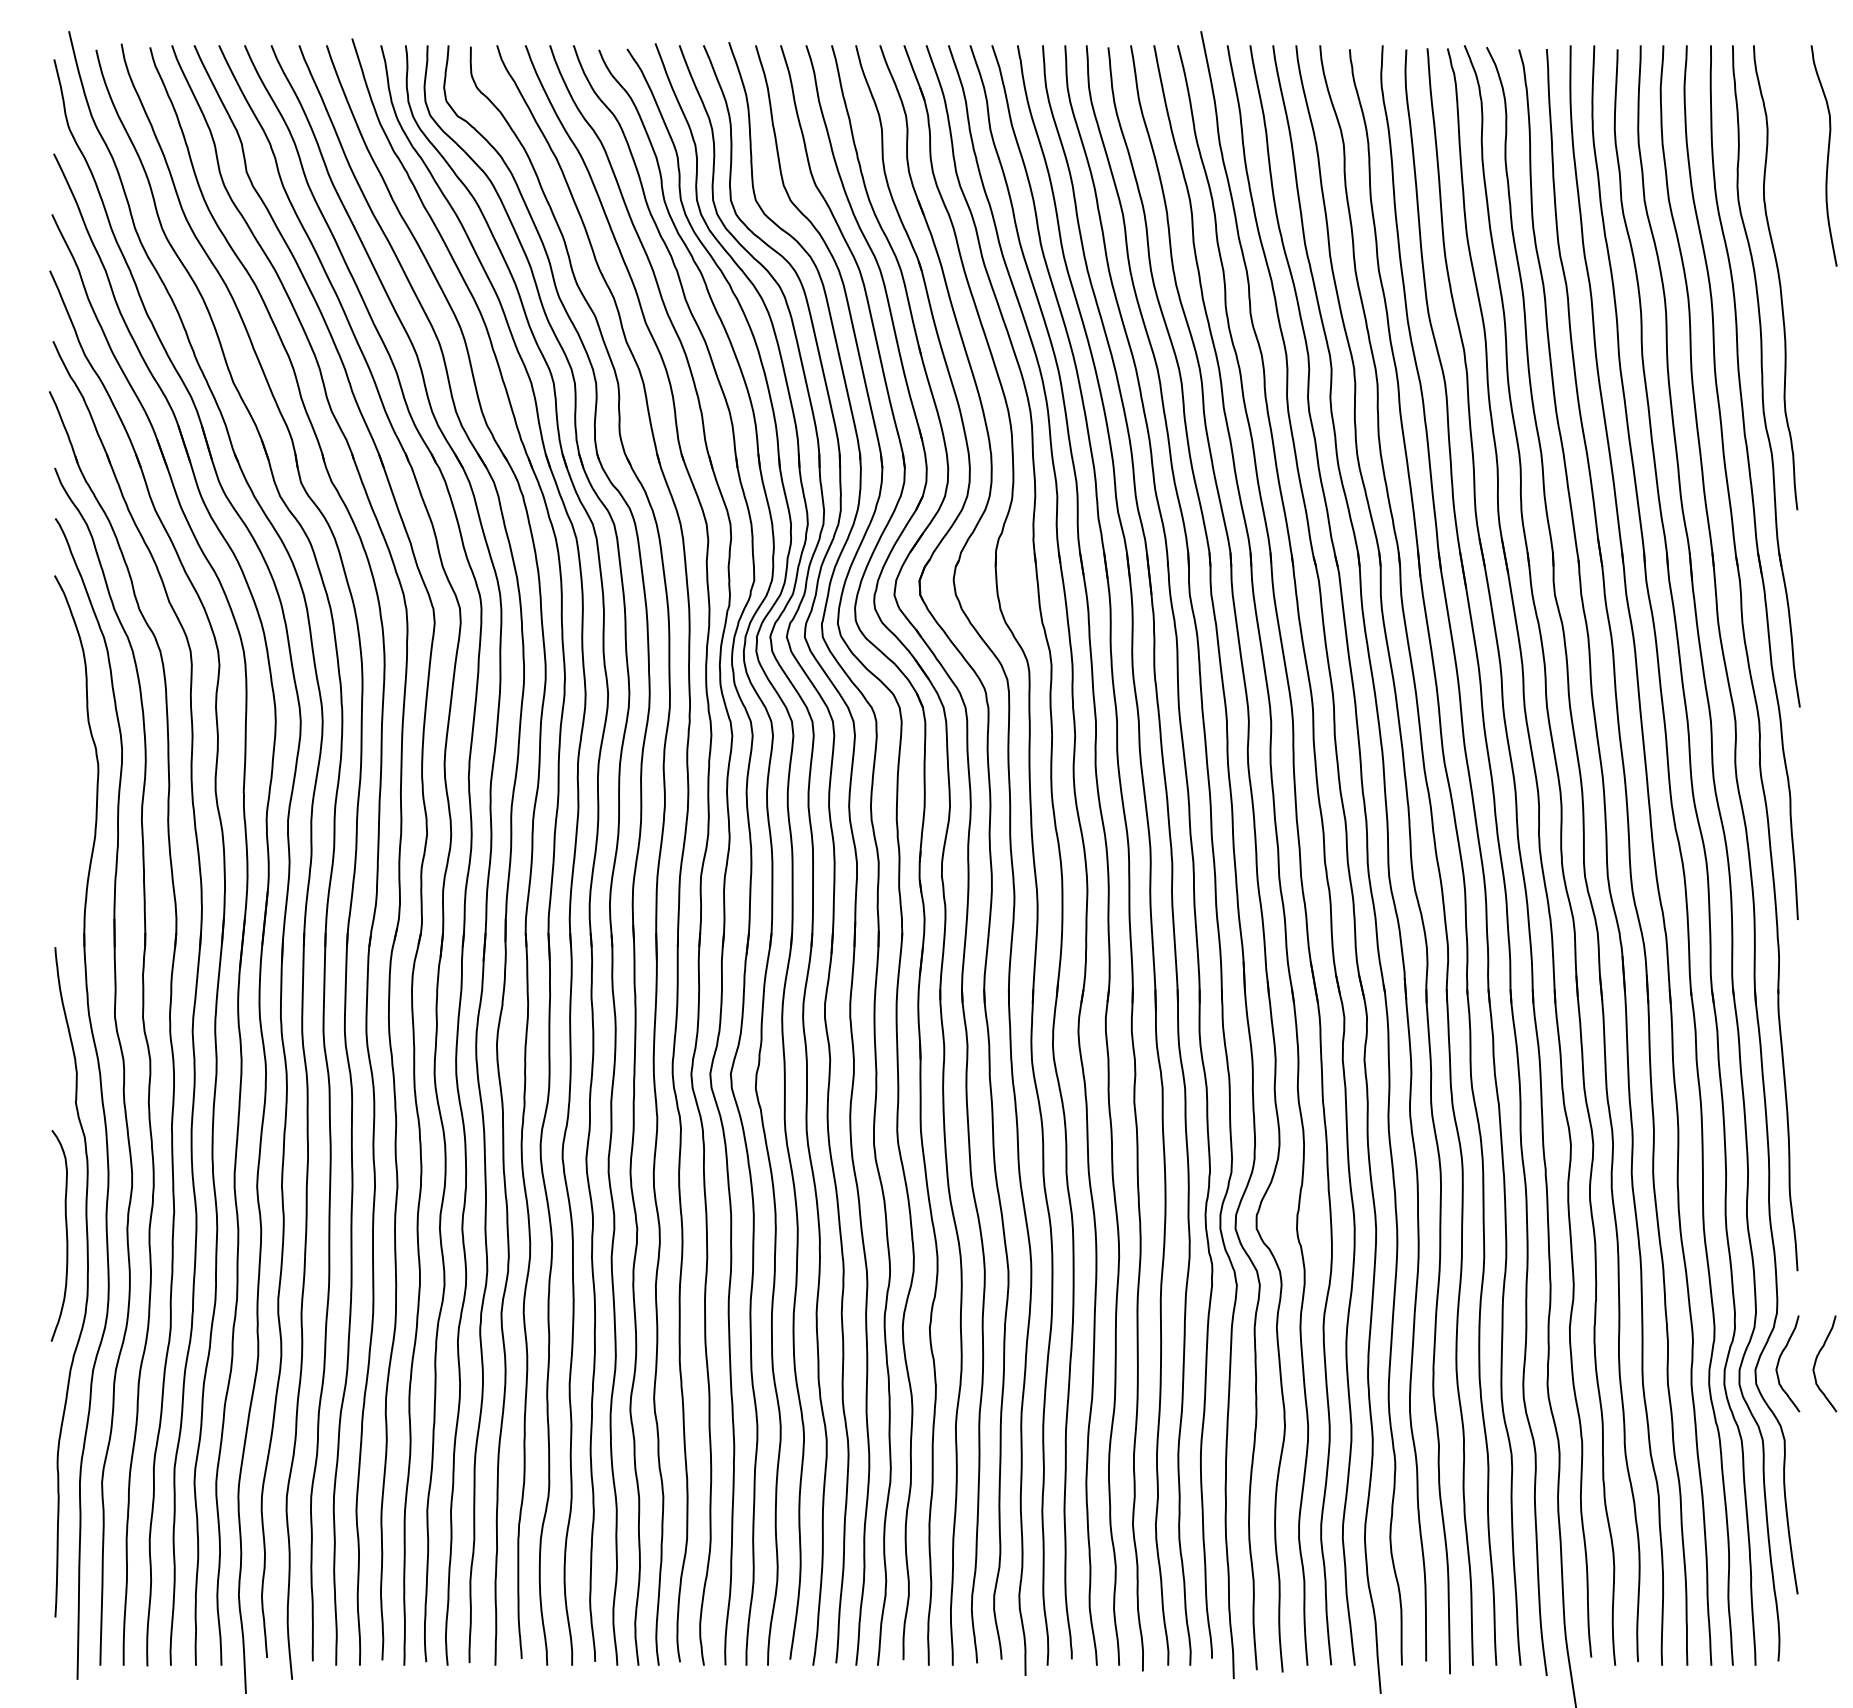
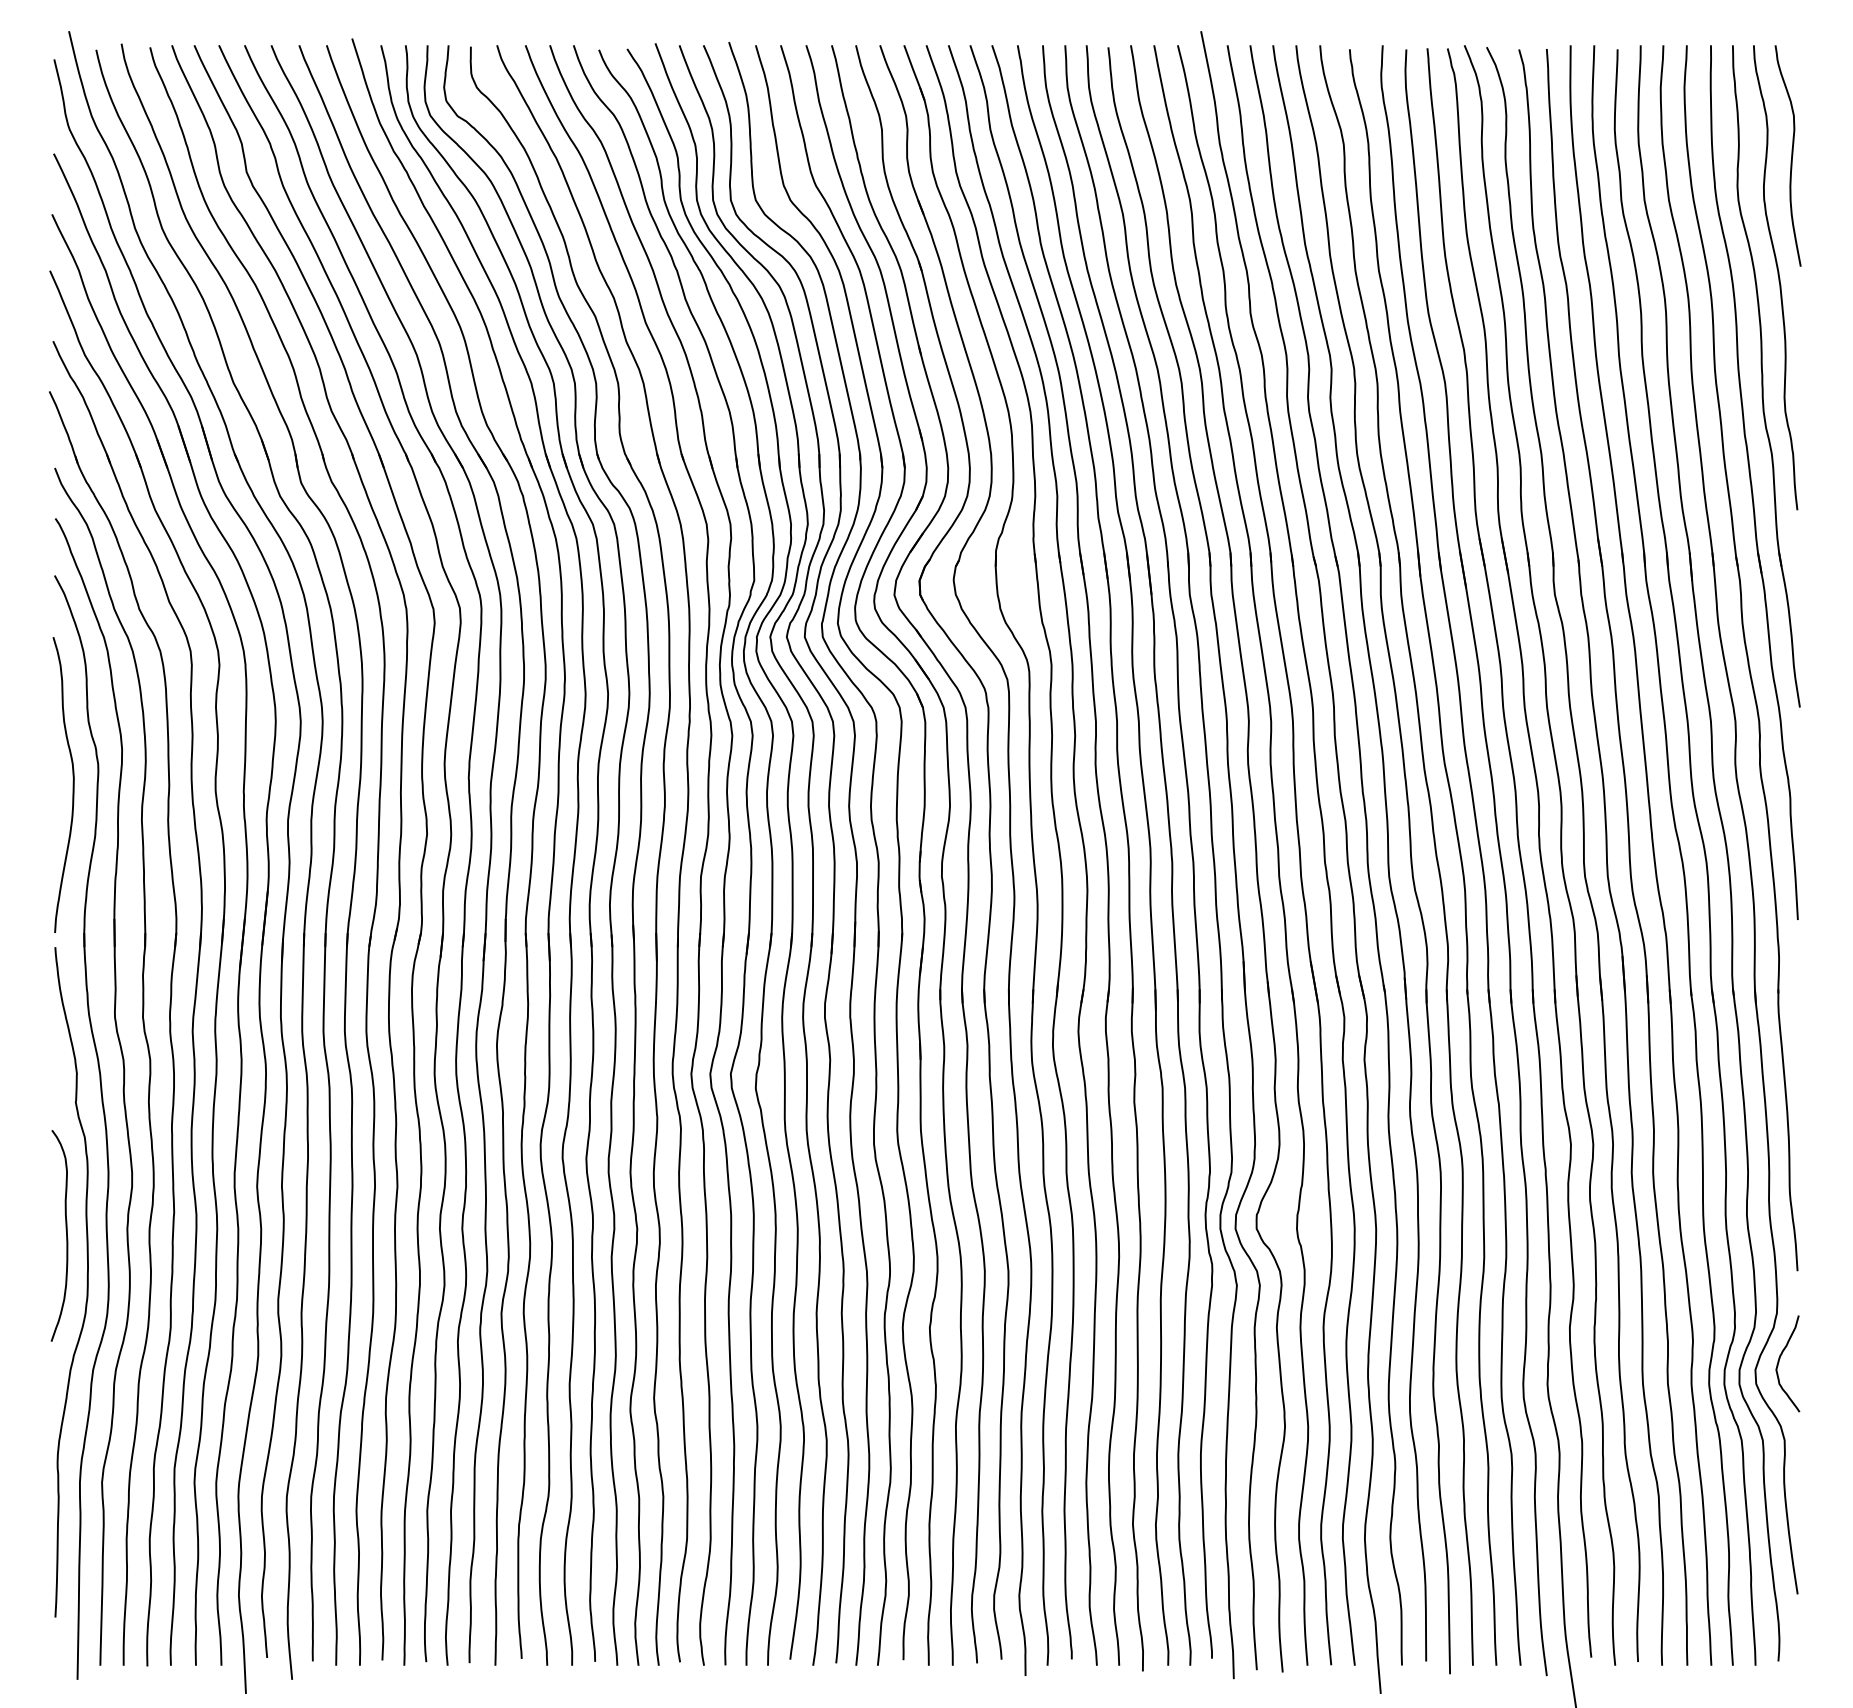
curve position: (1827, 155) -> (1791, 155) (1791, 155)
curve: none -> present (72, 784)
curve: present -> none (1816, 1362)
